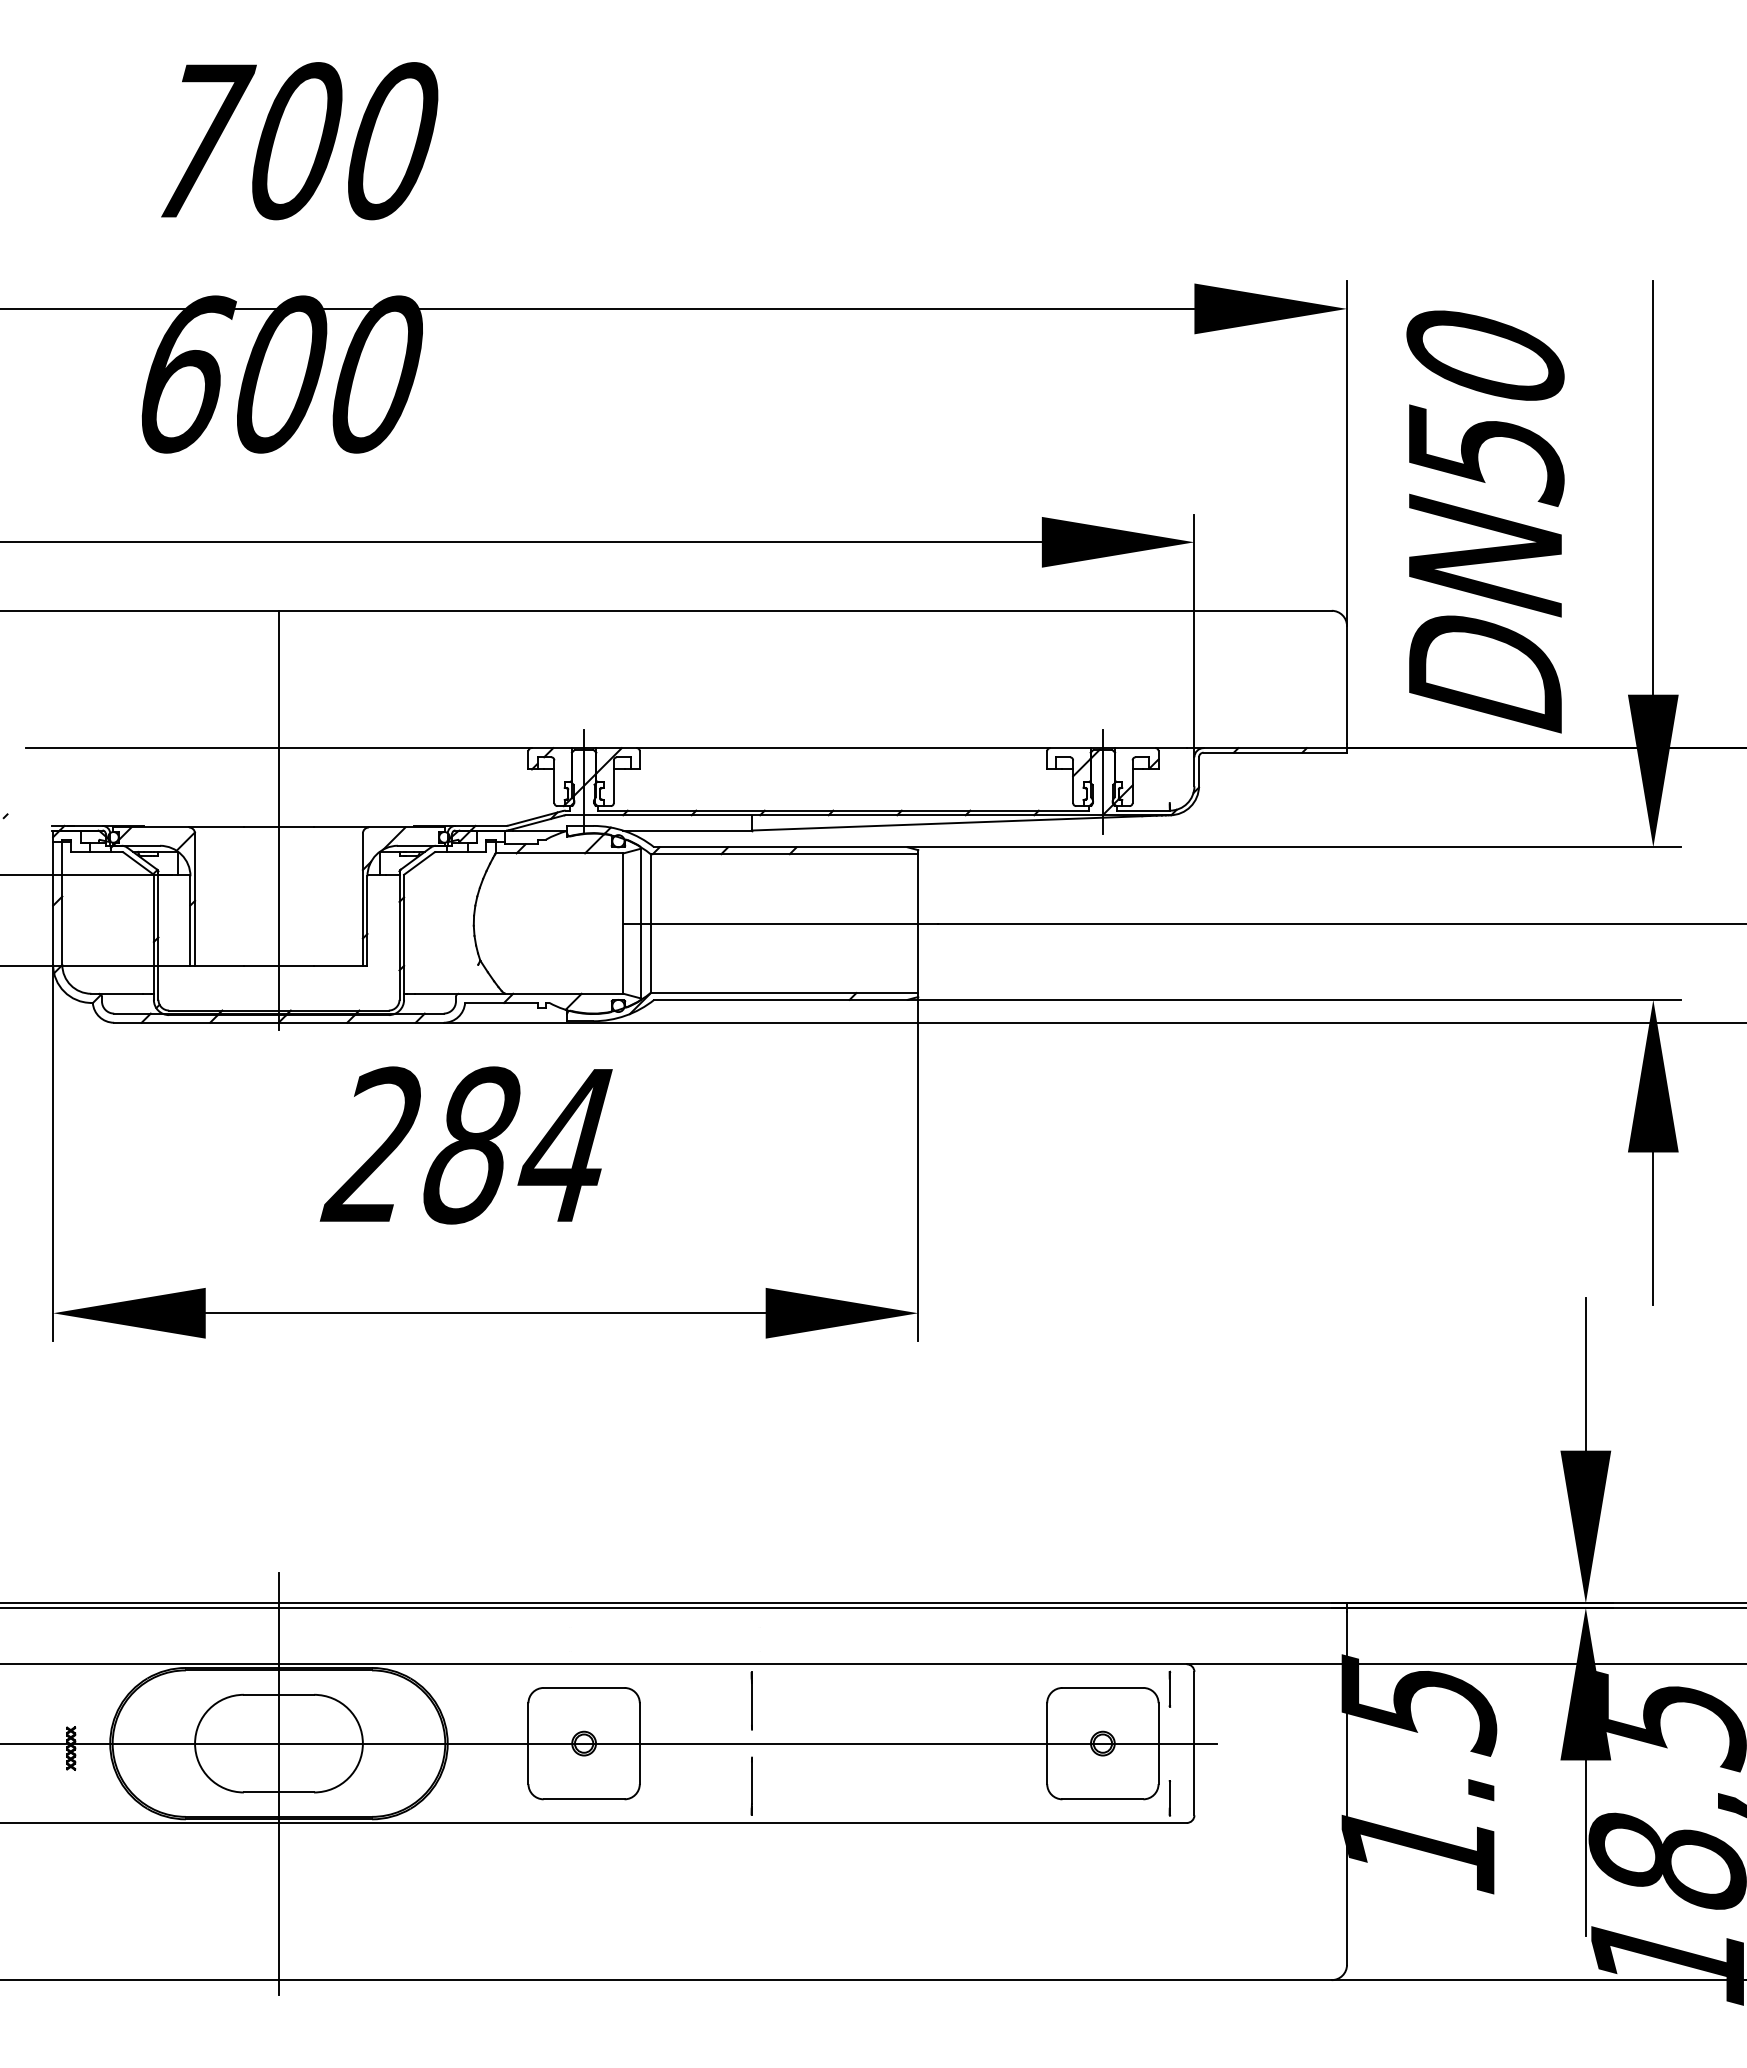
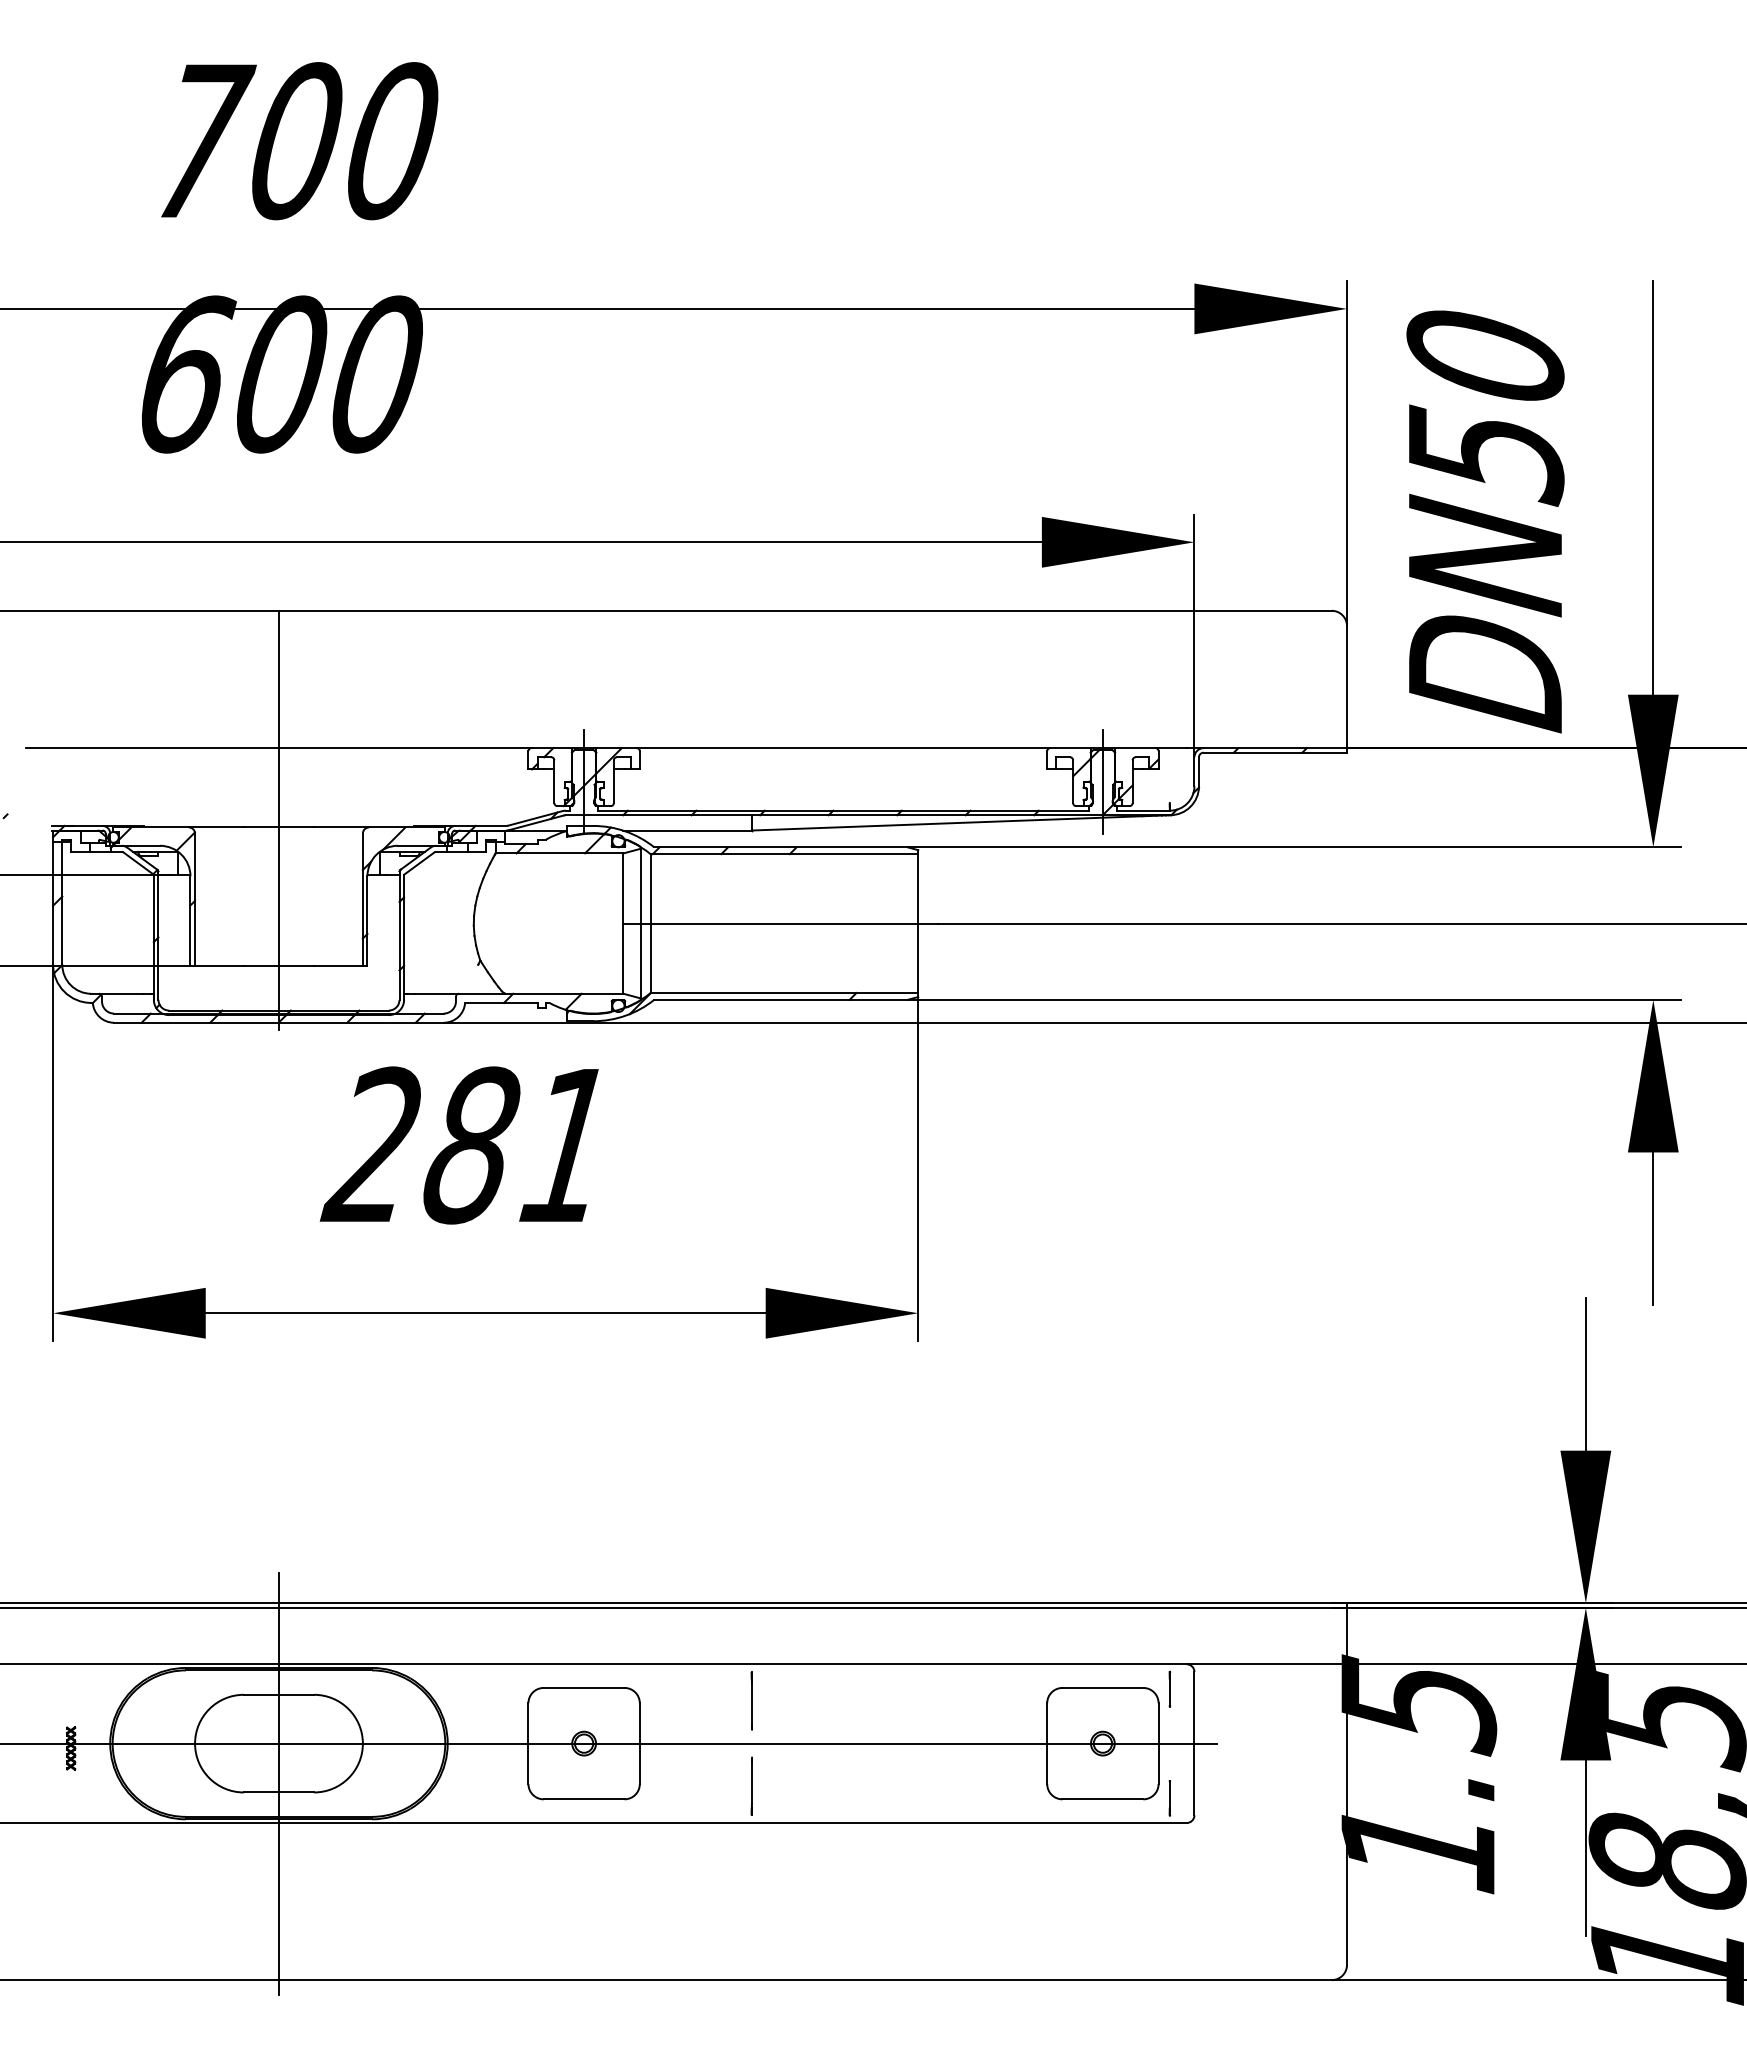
text: 284 -> 281 (564, 1145)
